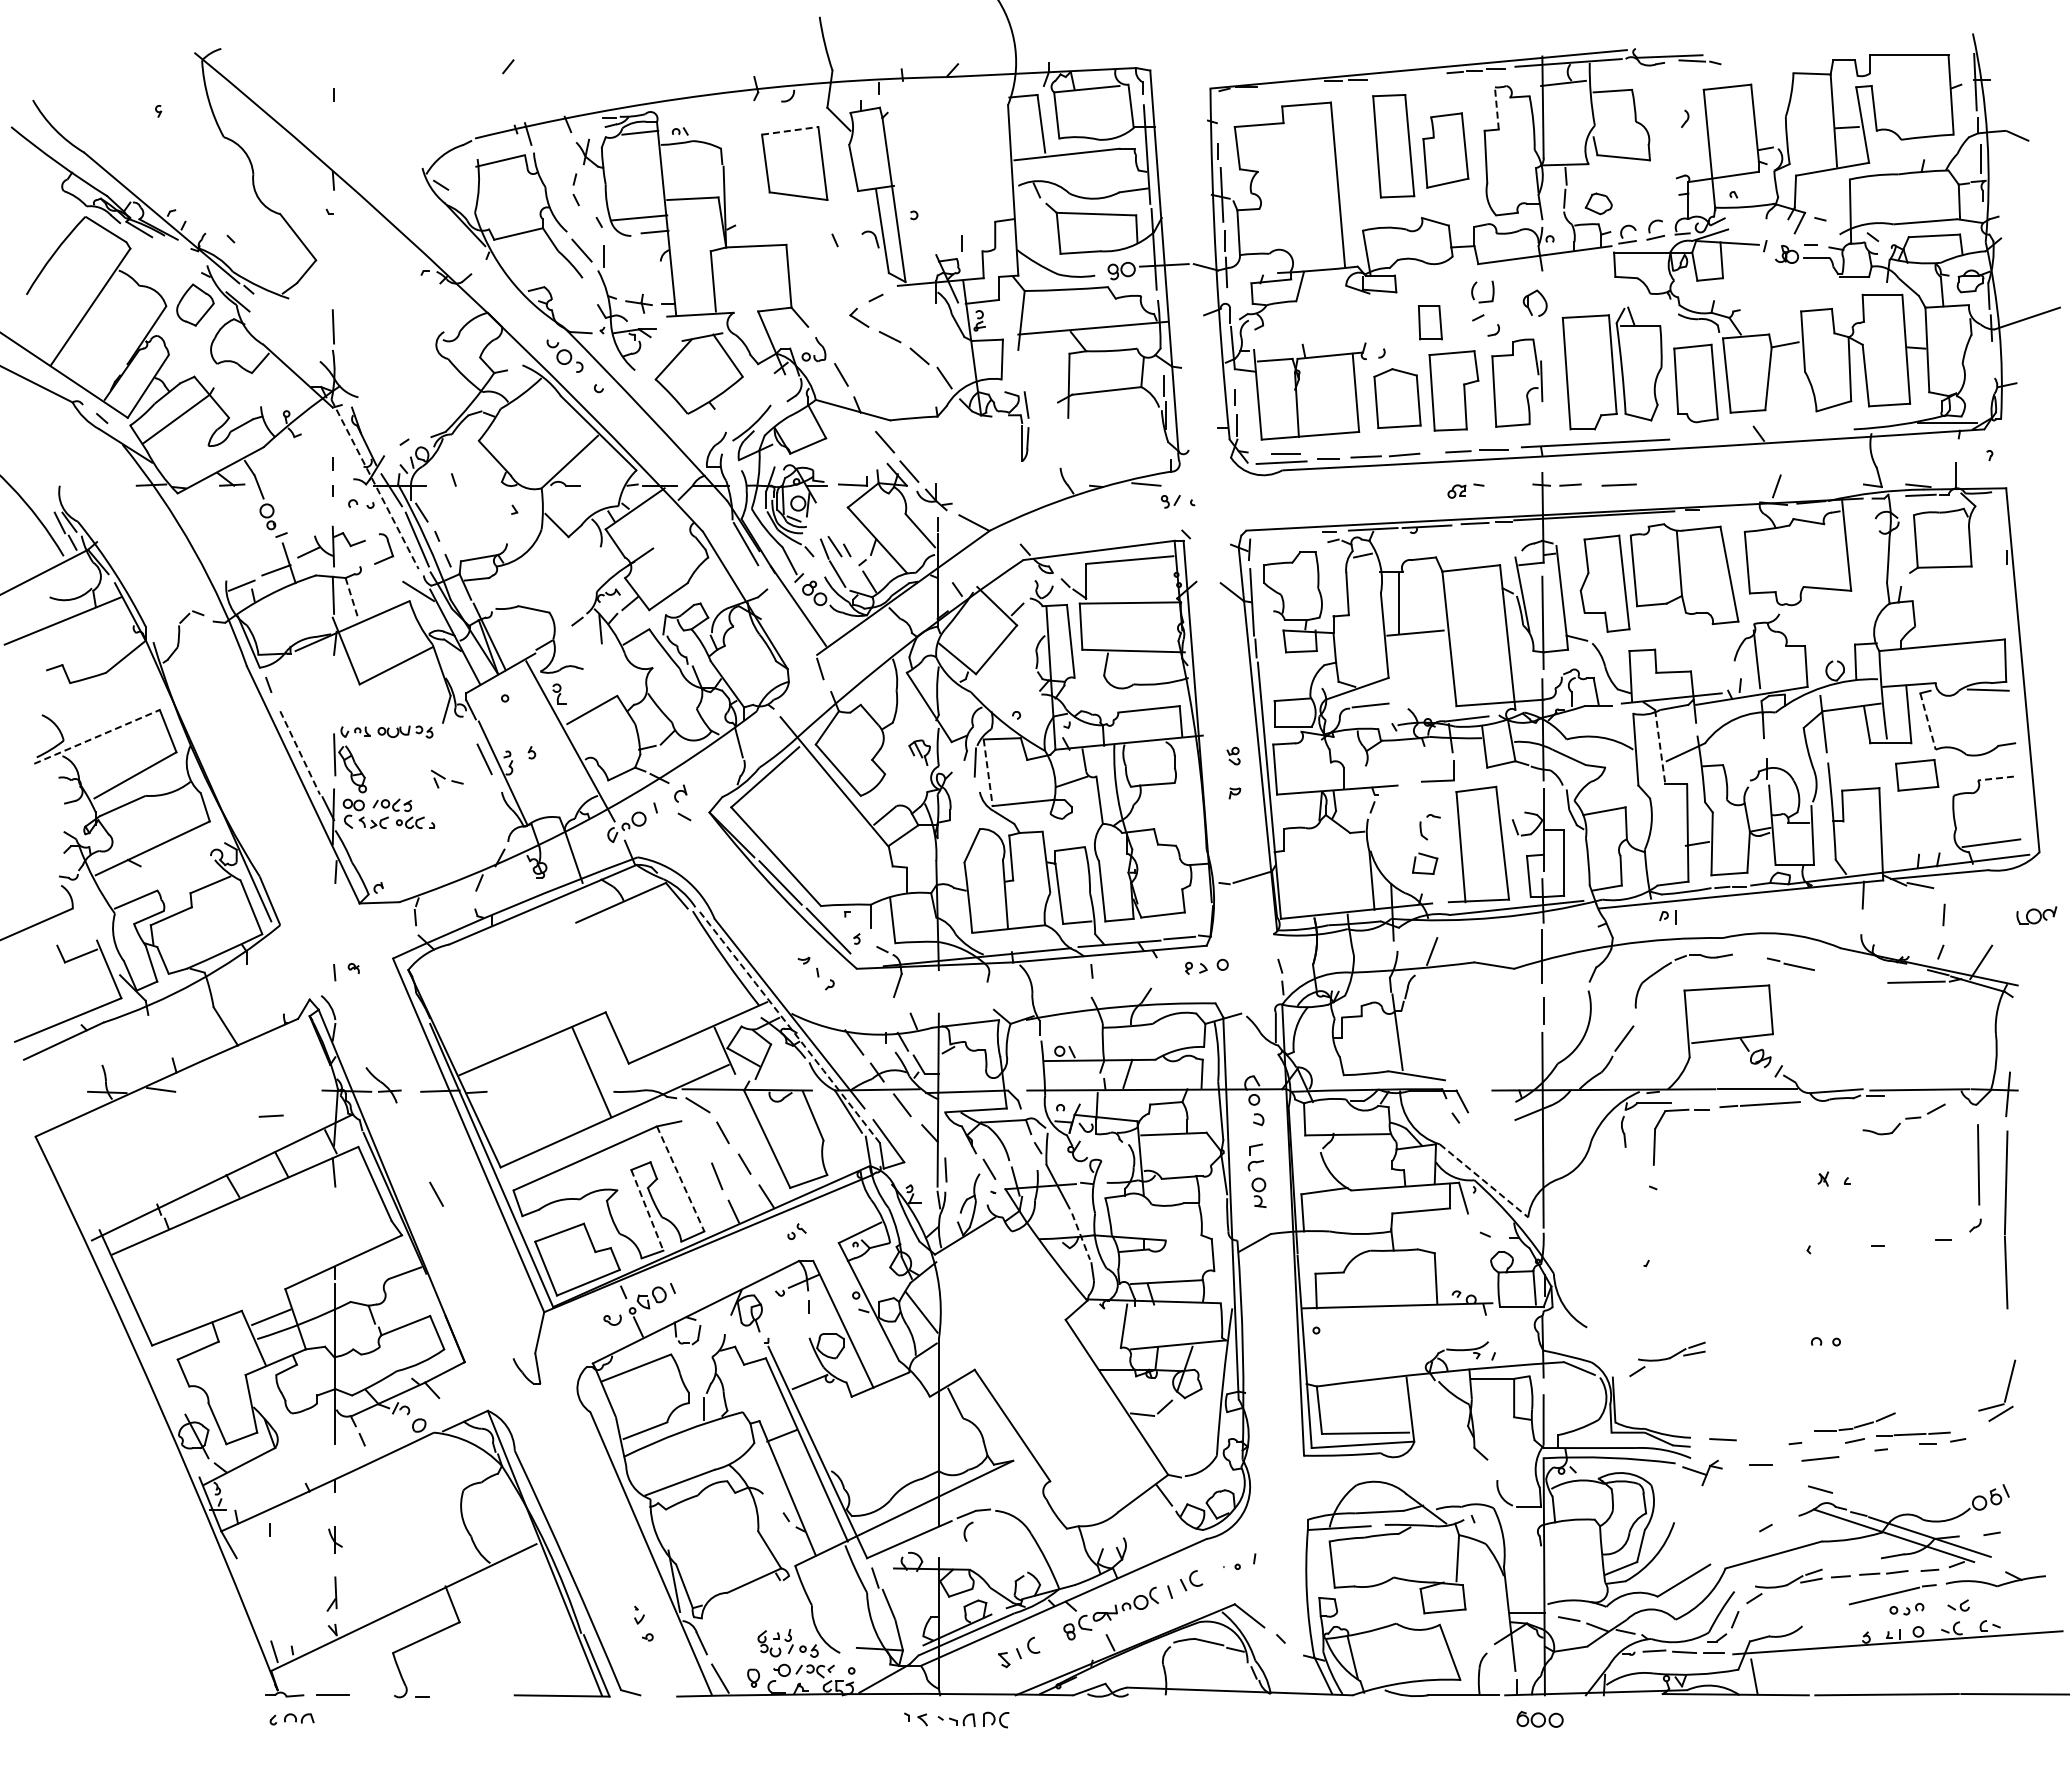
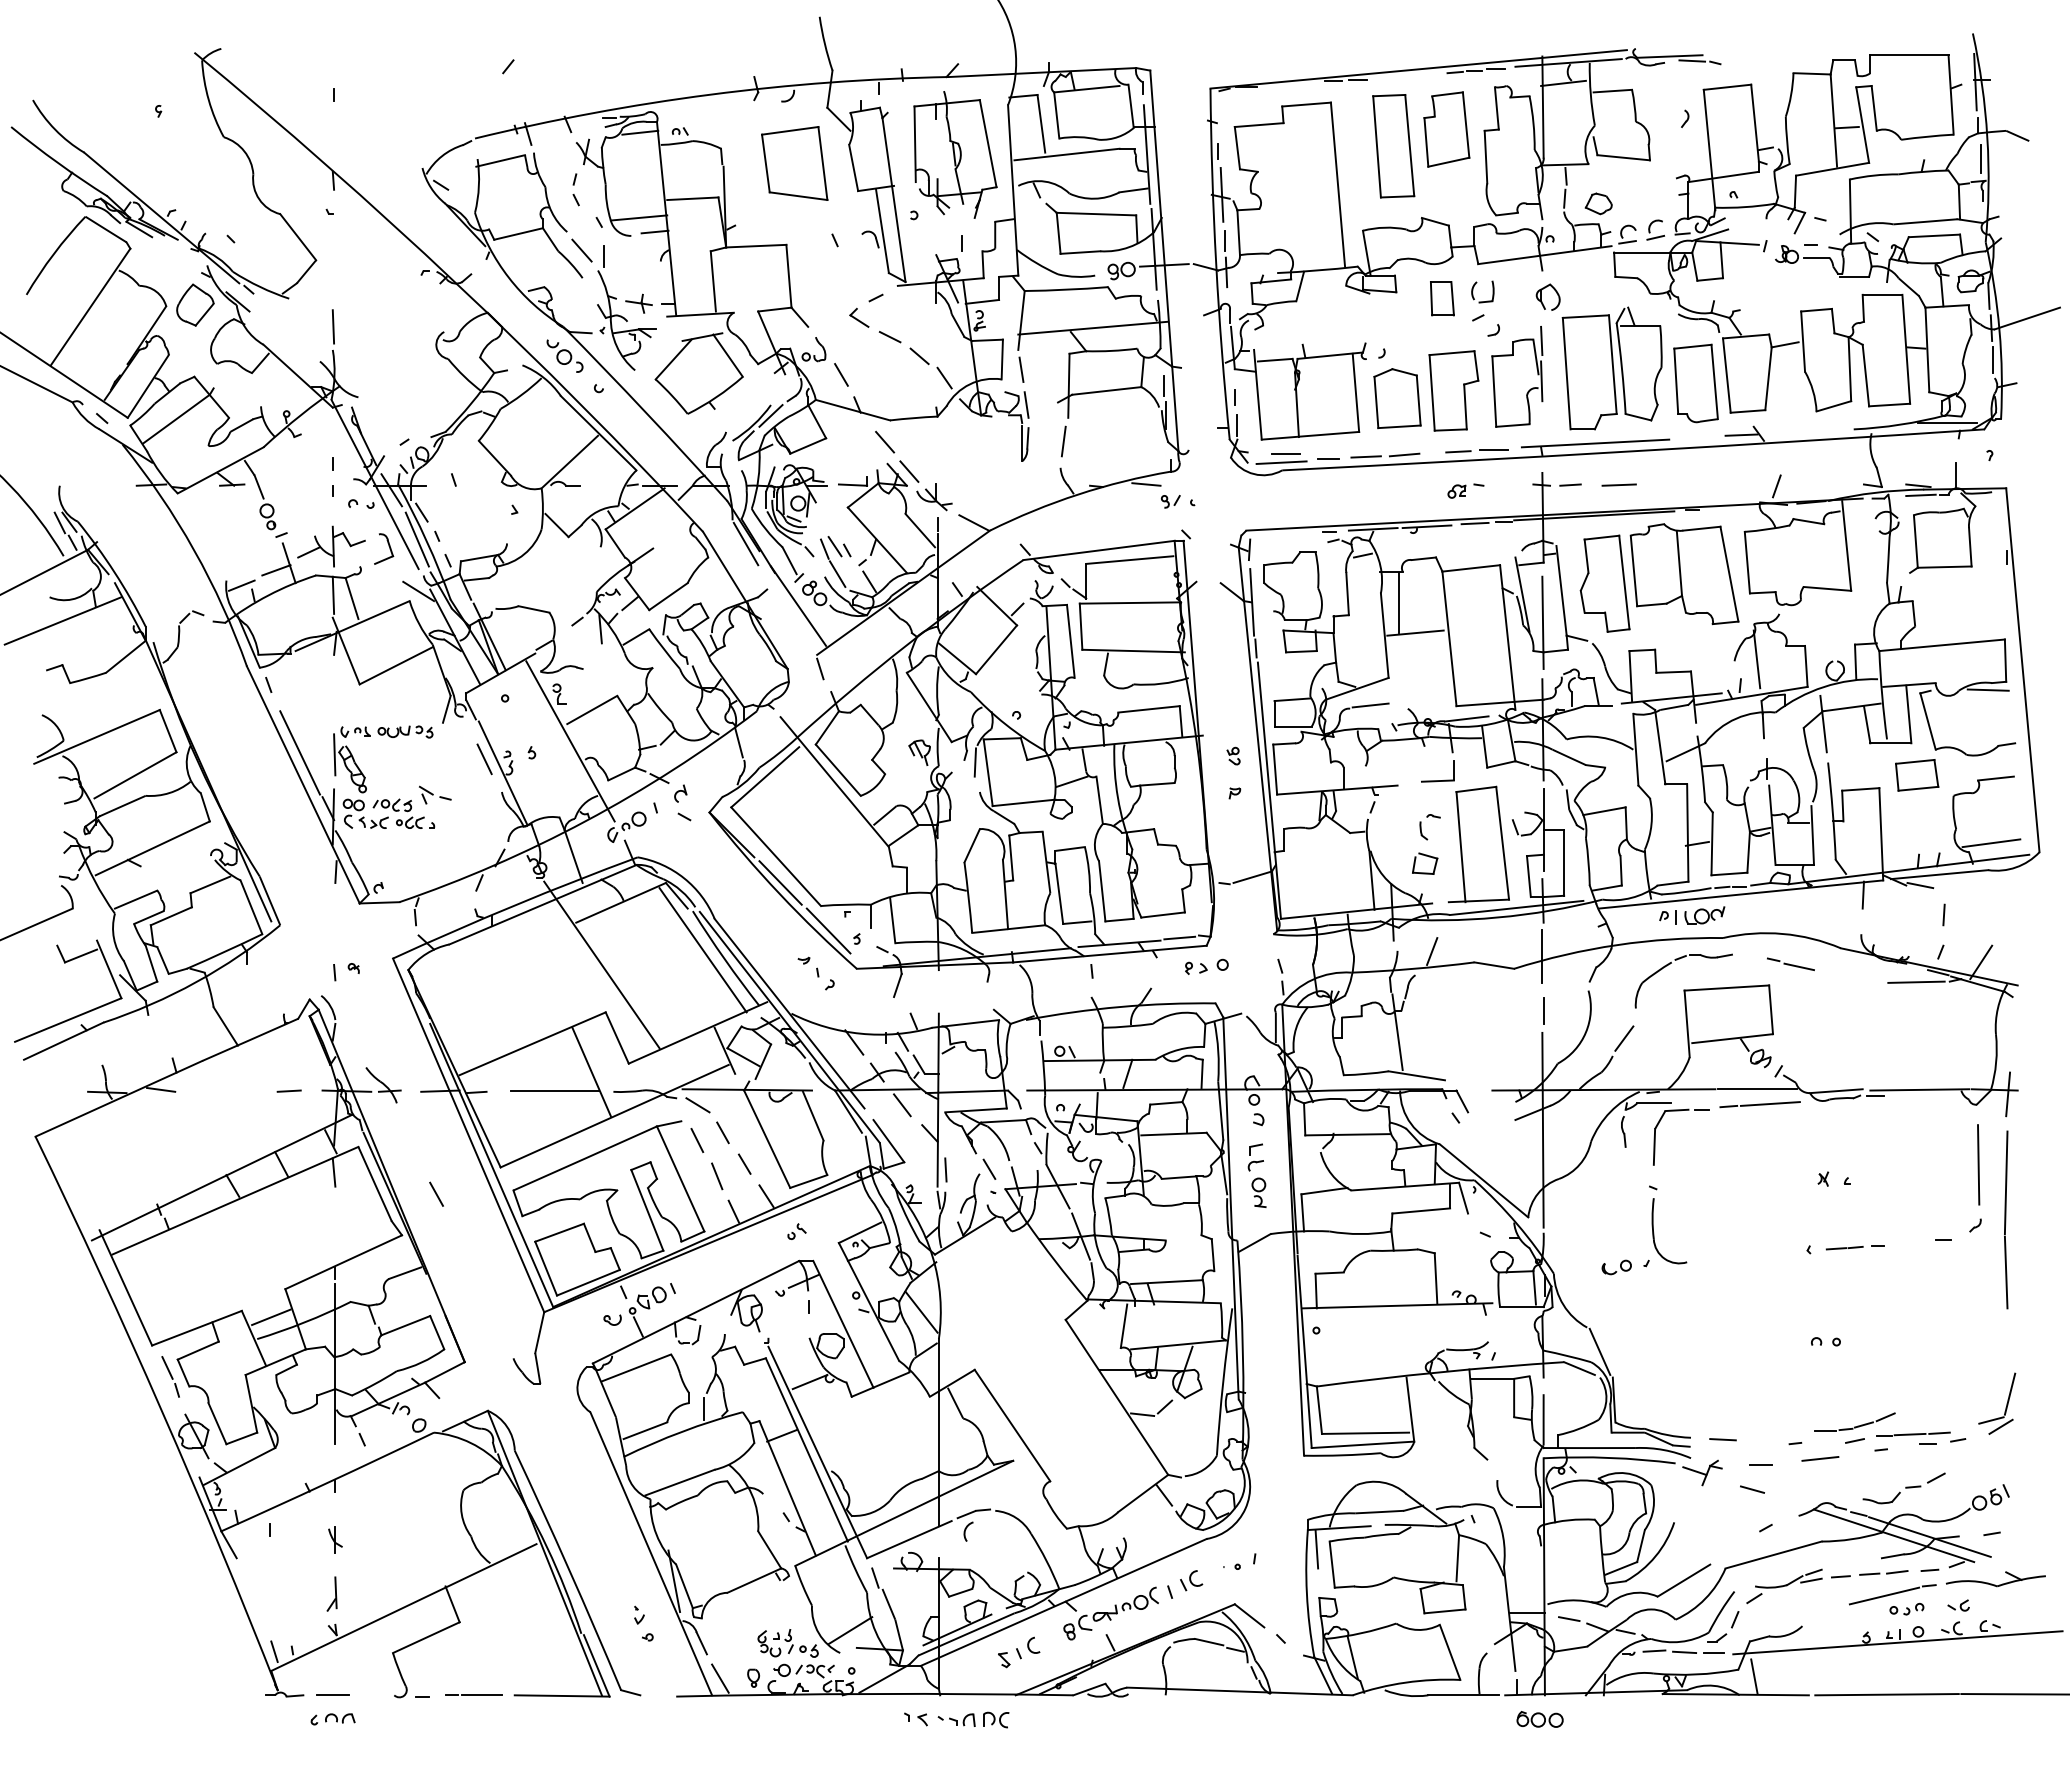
line: dashed -> solid (1496, 107)
line: dashed -> solid (790, 130)
part position: (1445, 150) -> (1446, 129) (1446, 129)
part: none -> present (955, 154)
part position: (1534, 302) -> (1547, 296) (1547, 296)
part position: (1430, 322) -> (1442, 298) (1442, 298)
line: none -> present (1541, 340)
line: none -> present (1993, 360)
line: none -> present (1021, 369)
line: none -> present (770, 415)
line: none -> present (1741, 434)
line: none -> present (1063, 441)
line: dashed -> solid (375, 484)
line: dashed -> solid (352, 599)
line: dashed -> solid (1928, 722)
line: dashed -> solid (97, 736)
line: dashed -> solid (1660, 747)
line: dashed -> solid (300, 753)
line: dashed -> solid (988, 772)
part position: (447, 778) -> (435, 794) (435, 794)
line: dashed -> solid (1995, 778)
part position: (2036, 915) -> (1704, 915) (1704, 915)
line: none -> present (702, 950)
line: none -> present (601, 964)
arc: dashed -> solid (789, 1027)
line: none -> present (554, 1090)
line position: (270, 1115) -> (288, 1090) (288, 1090)
part position: (1903, 1119) -> (1903, 1488) (1903, 1488)
line: none -> present (697, 1140)
line: dashed -> solid (680, 1178)
line: dashed -> solid (1484, 1181)
line: dashed -> solid (647, 1210)
part: none -> present (1654, 1232)
line: dashed -> solid (1081, 1236)
line: none -> present (1844, 1248)
part: none -> present (1616, 1267)
line: none -> present (1599, 1351)
part: present -> none (1667, 1359)
part: none -> present (170, 1376)
part position: (2005, 1394) -> (2005, 1407) (2005, 1407)
line position: (1820, 1489) -> (1752, 1489) (1752, 1489)
line: none -> present (1316, 1549)
line: none -> present (850, 1630)
line: none -> present (473, 1694)
part position: (291, 1719) -> (332, 1719) (332, 1719)
